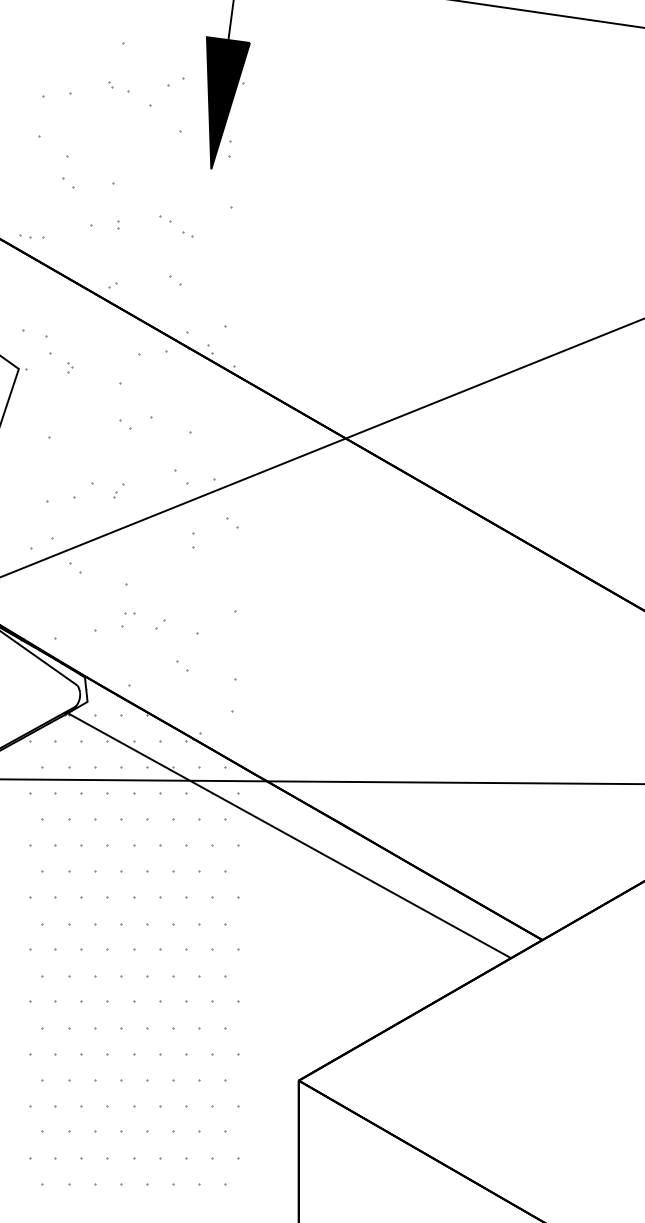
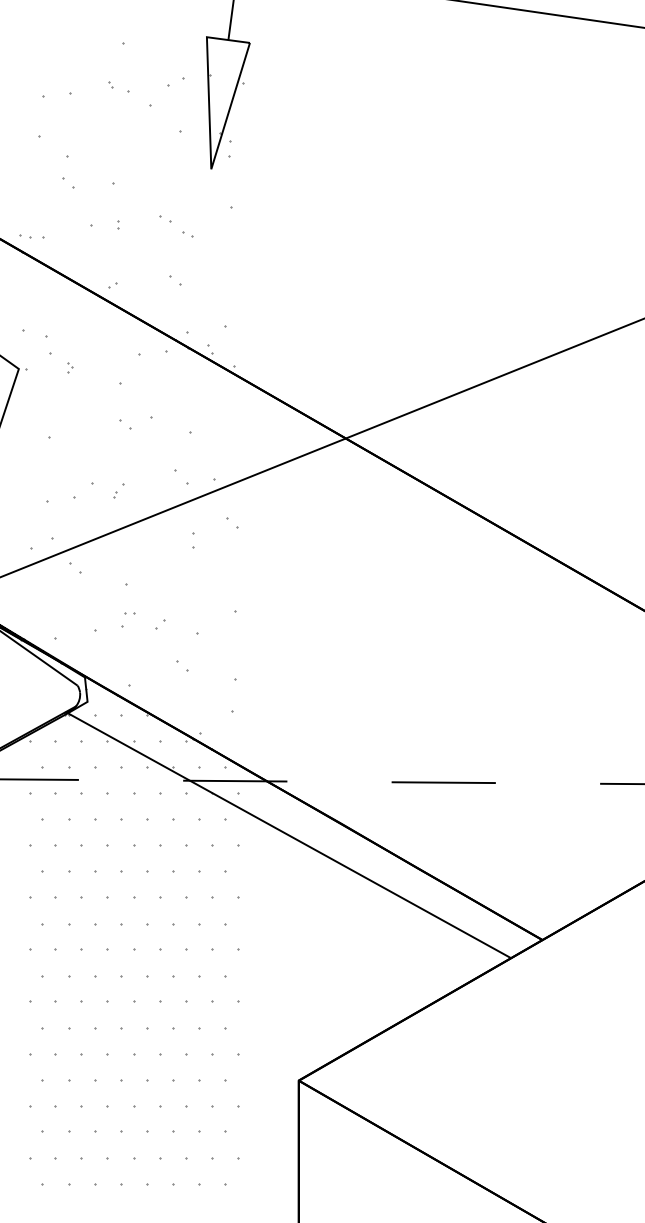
fill: present -> none (227, 103)
line: solid -> dashed (322, 781)
